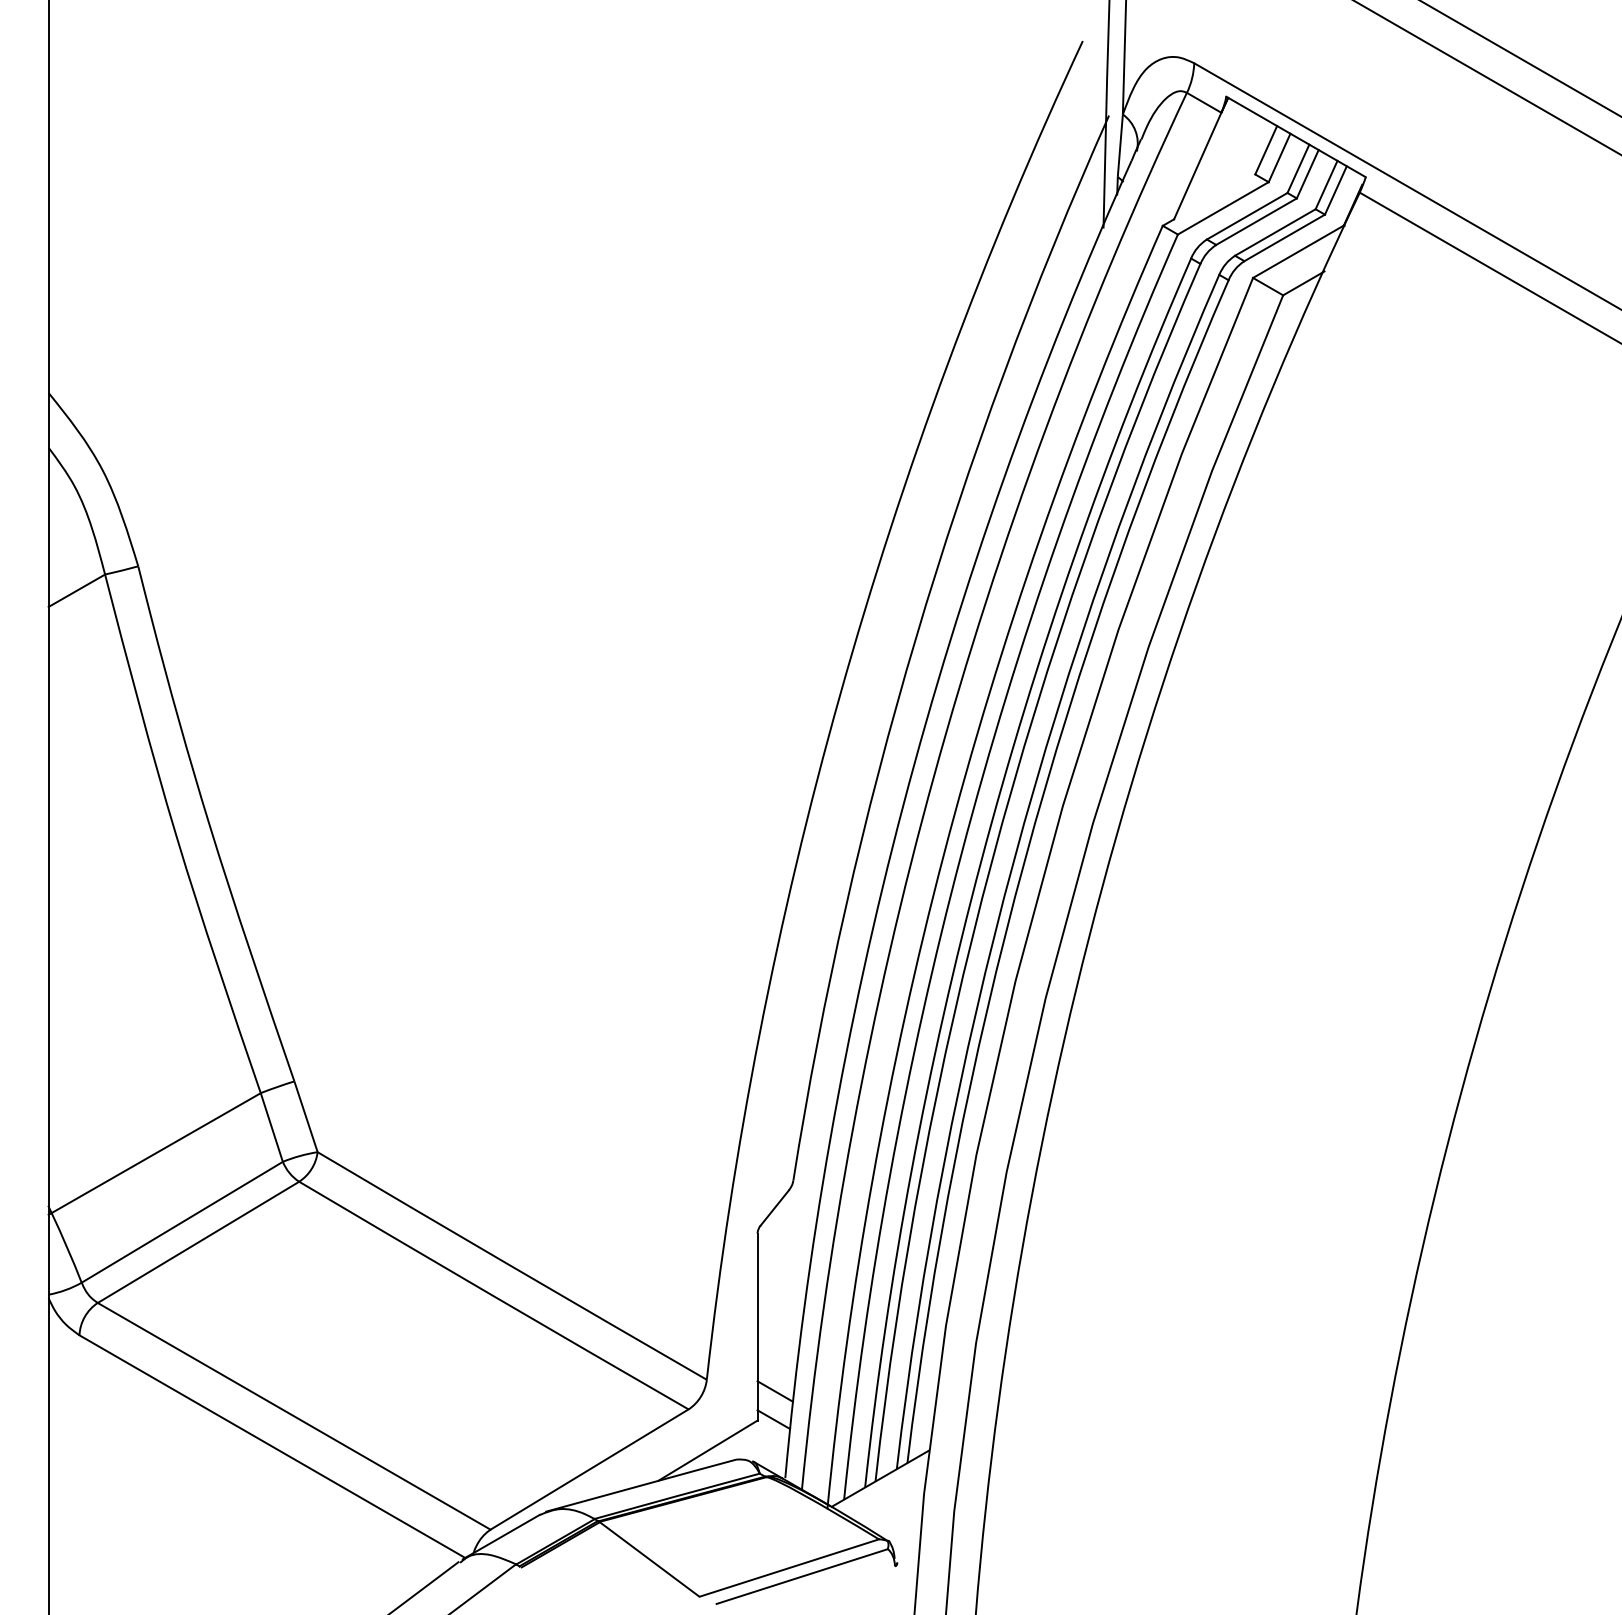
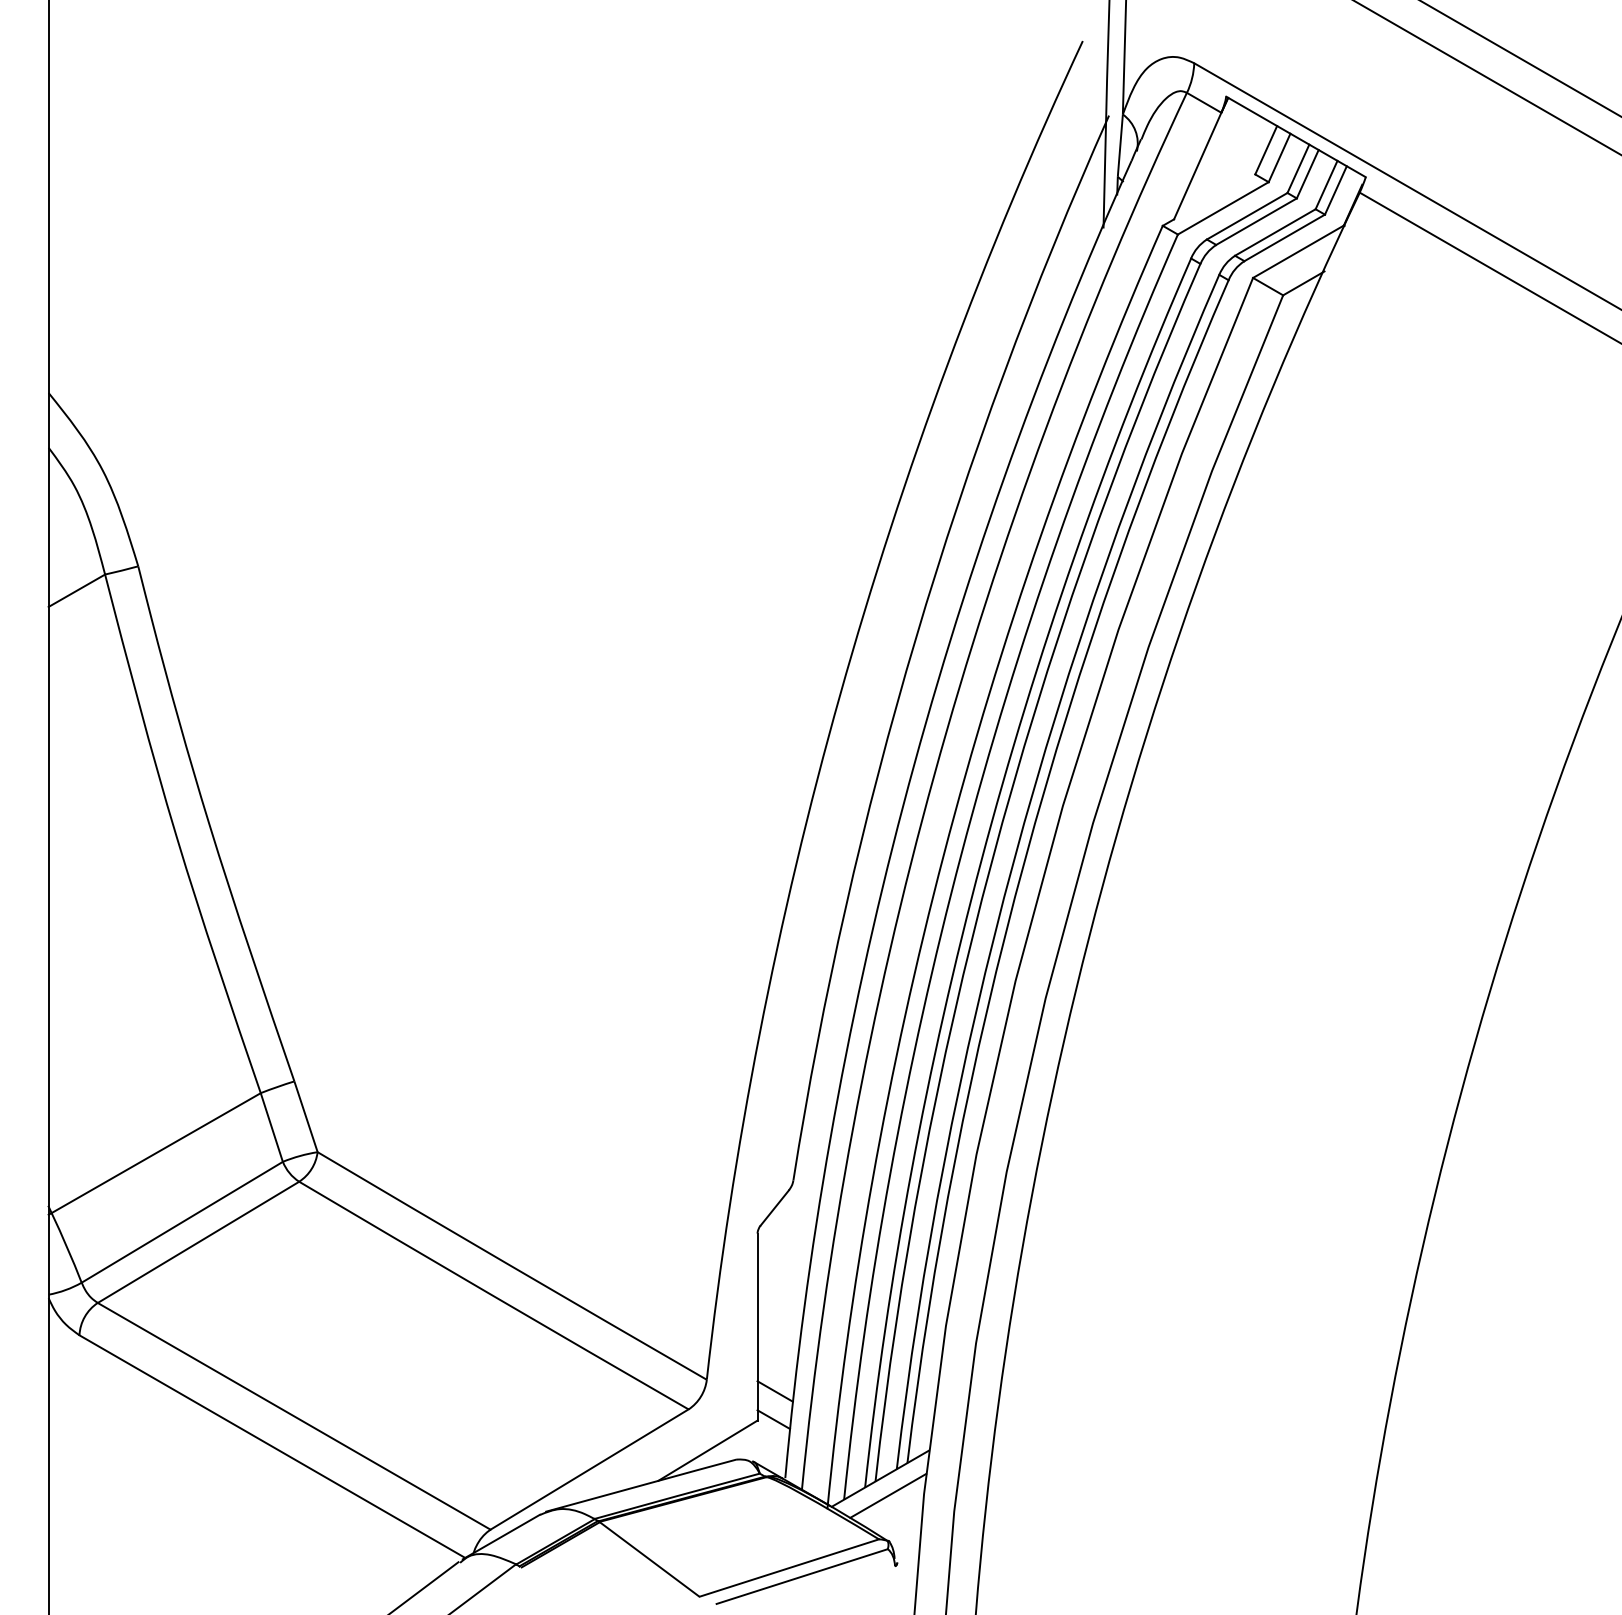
line: none -> present (888, 1495)
